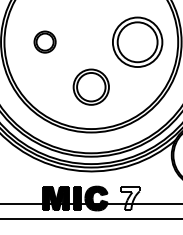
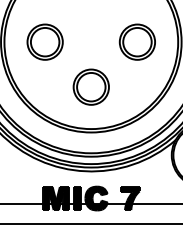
part size: 24x24 px -> 38x38 px (44, 41)
part size: 52x52 px -> 38x38 px (136, 41)
fill: none -> present (130, 198)
line position: (90, 219) -> (90, 224) (90, 224)
